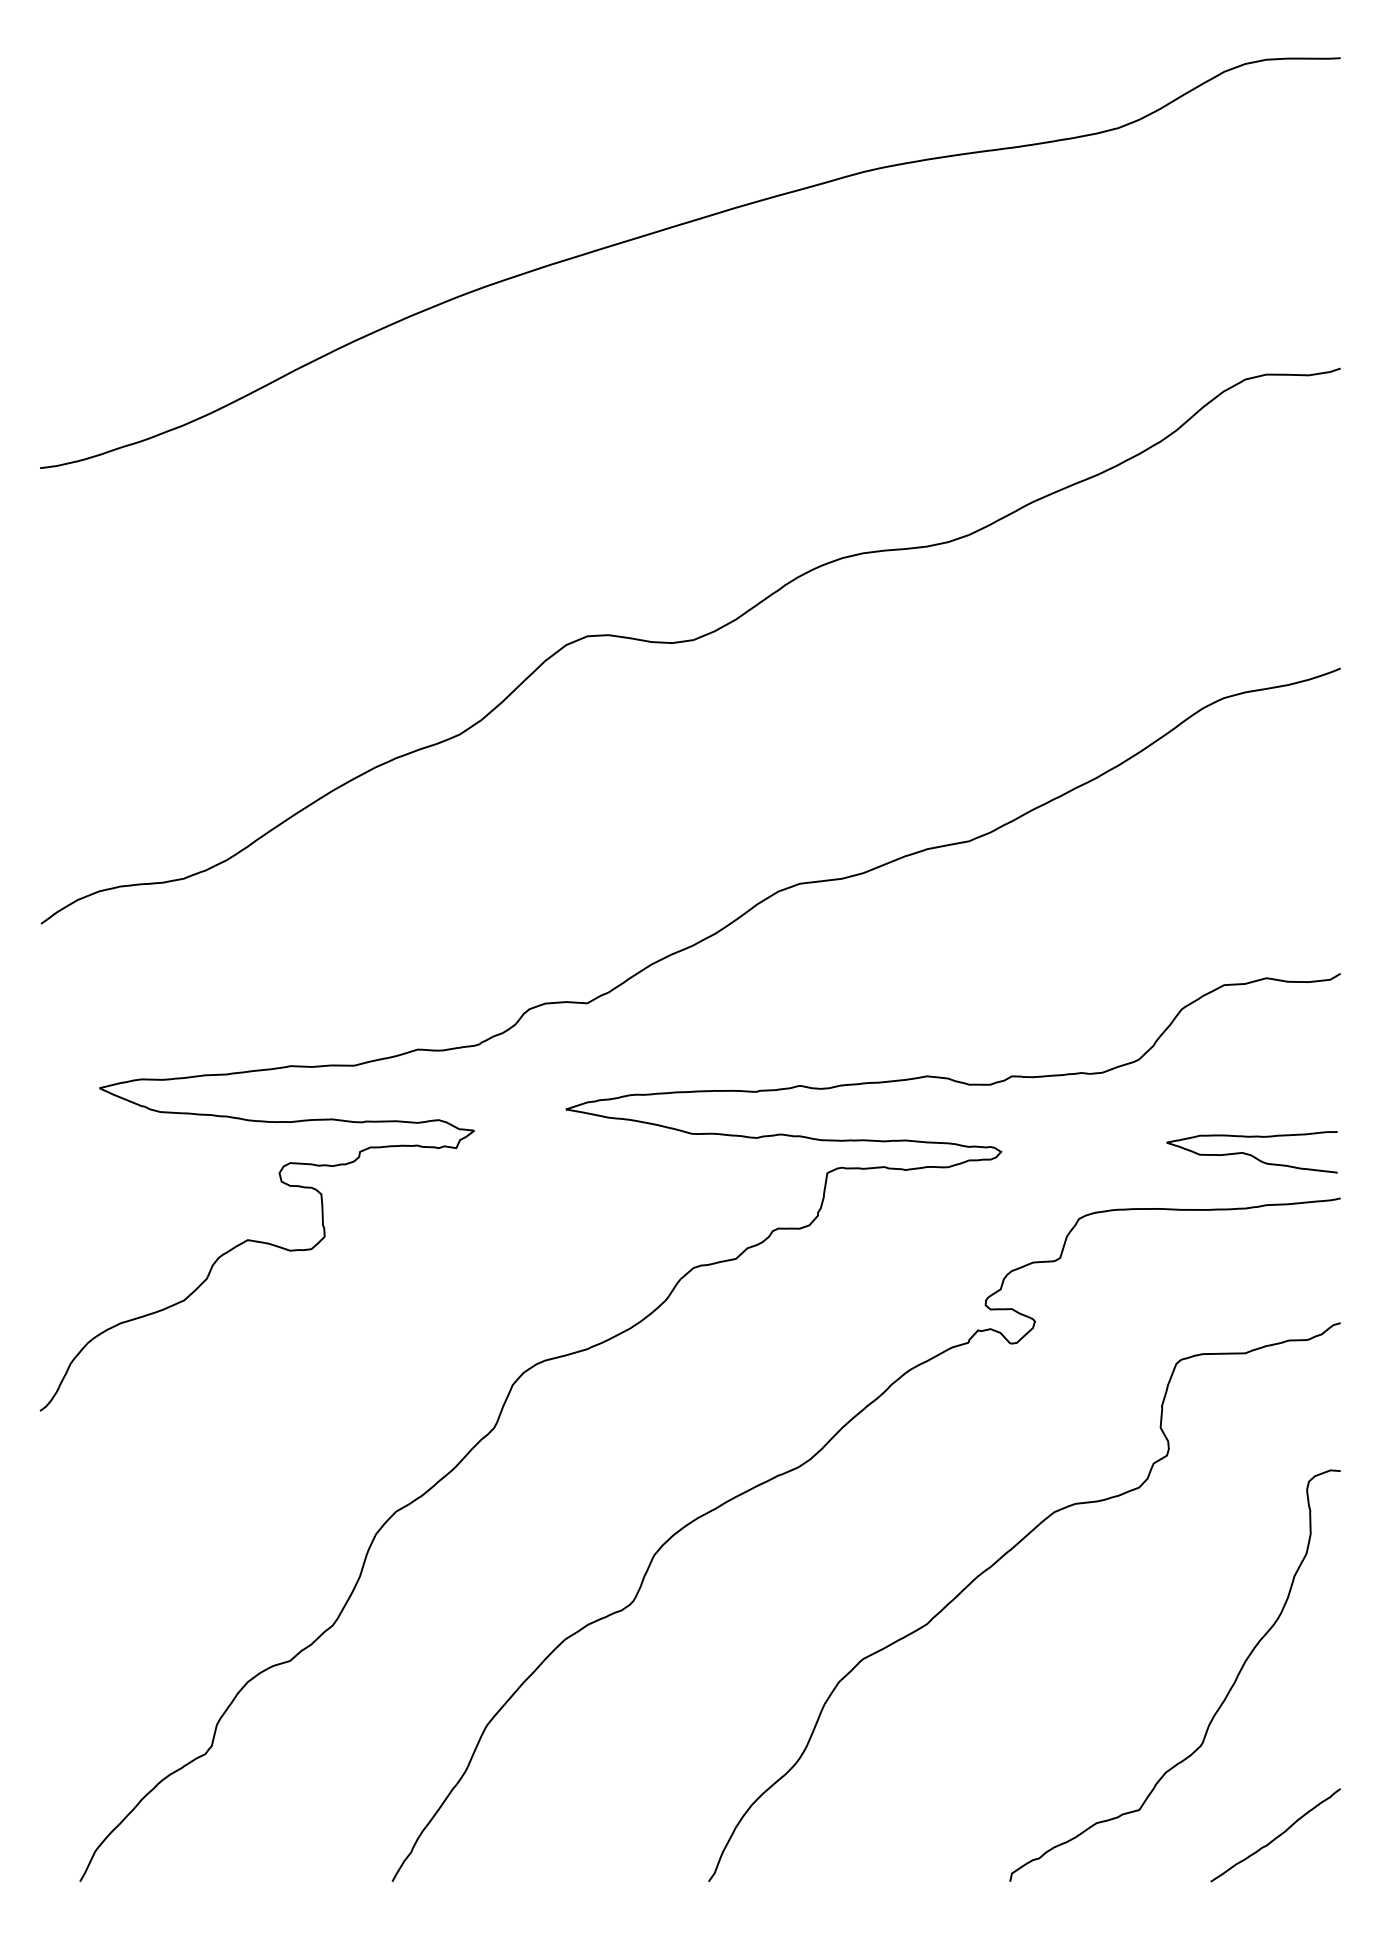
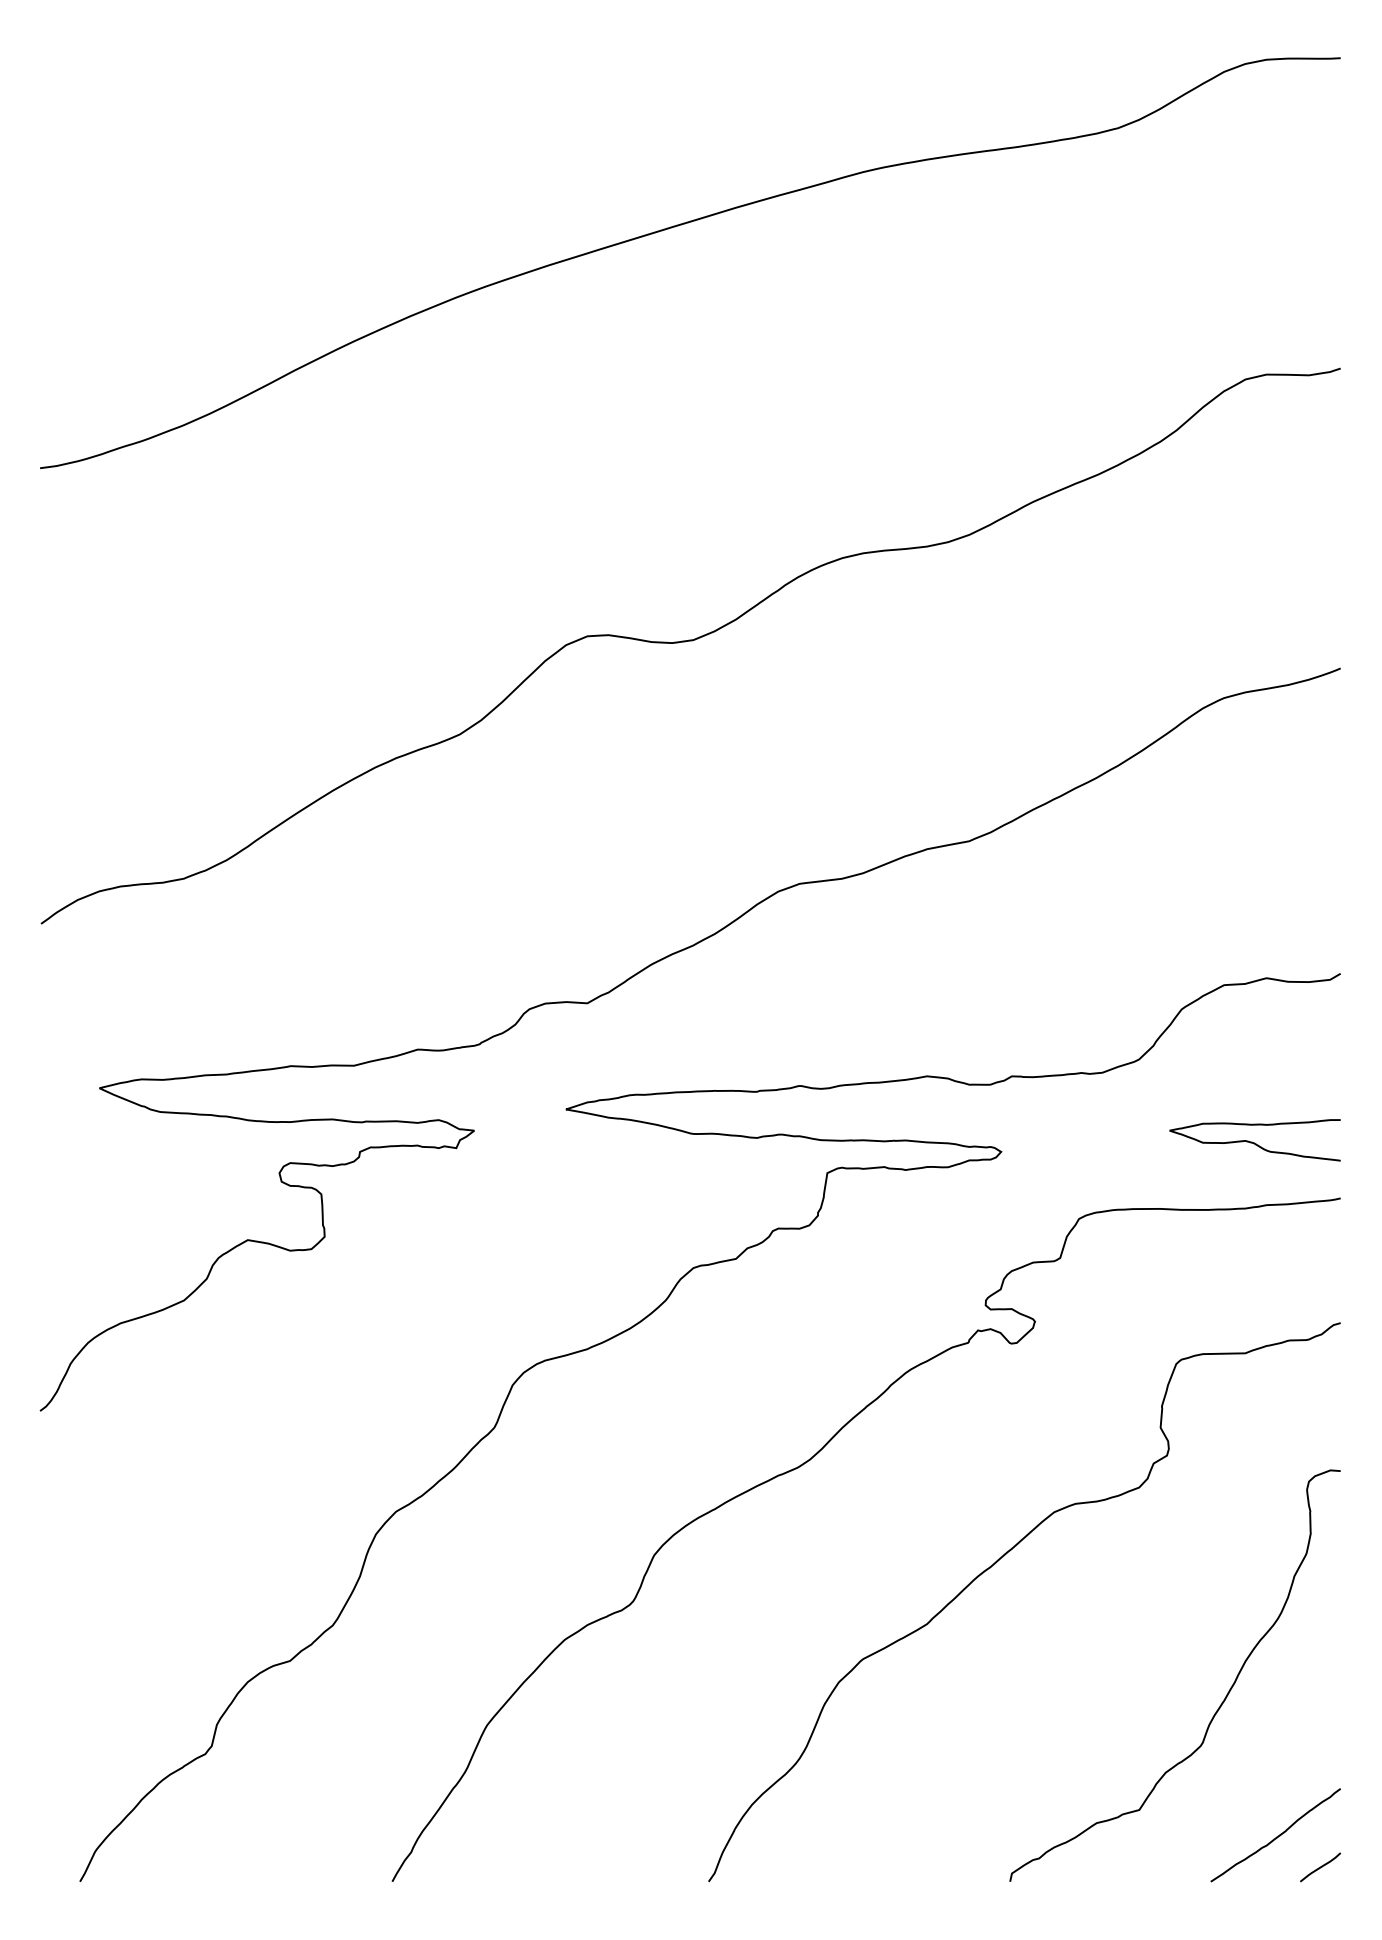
curve position: (1251, 1154) -> (1254, 1142) (1254, 1142)
curve: none -> present (1320, 1867)
